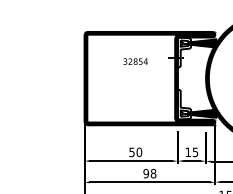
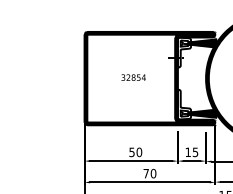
text position: (135, 61) -> (133, 77) (133, 77)
text: 98 -> 70 (149, 173)
